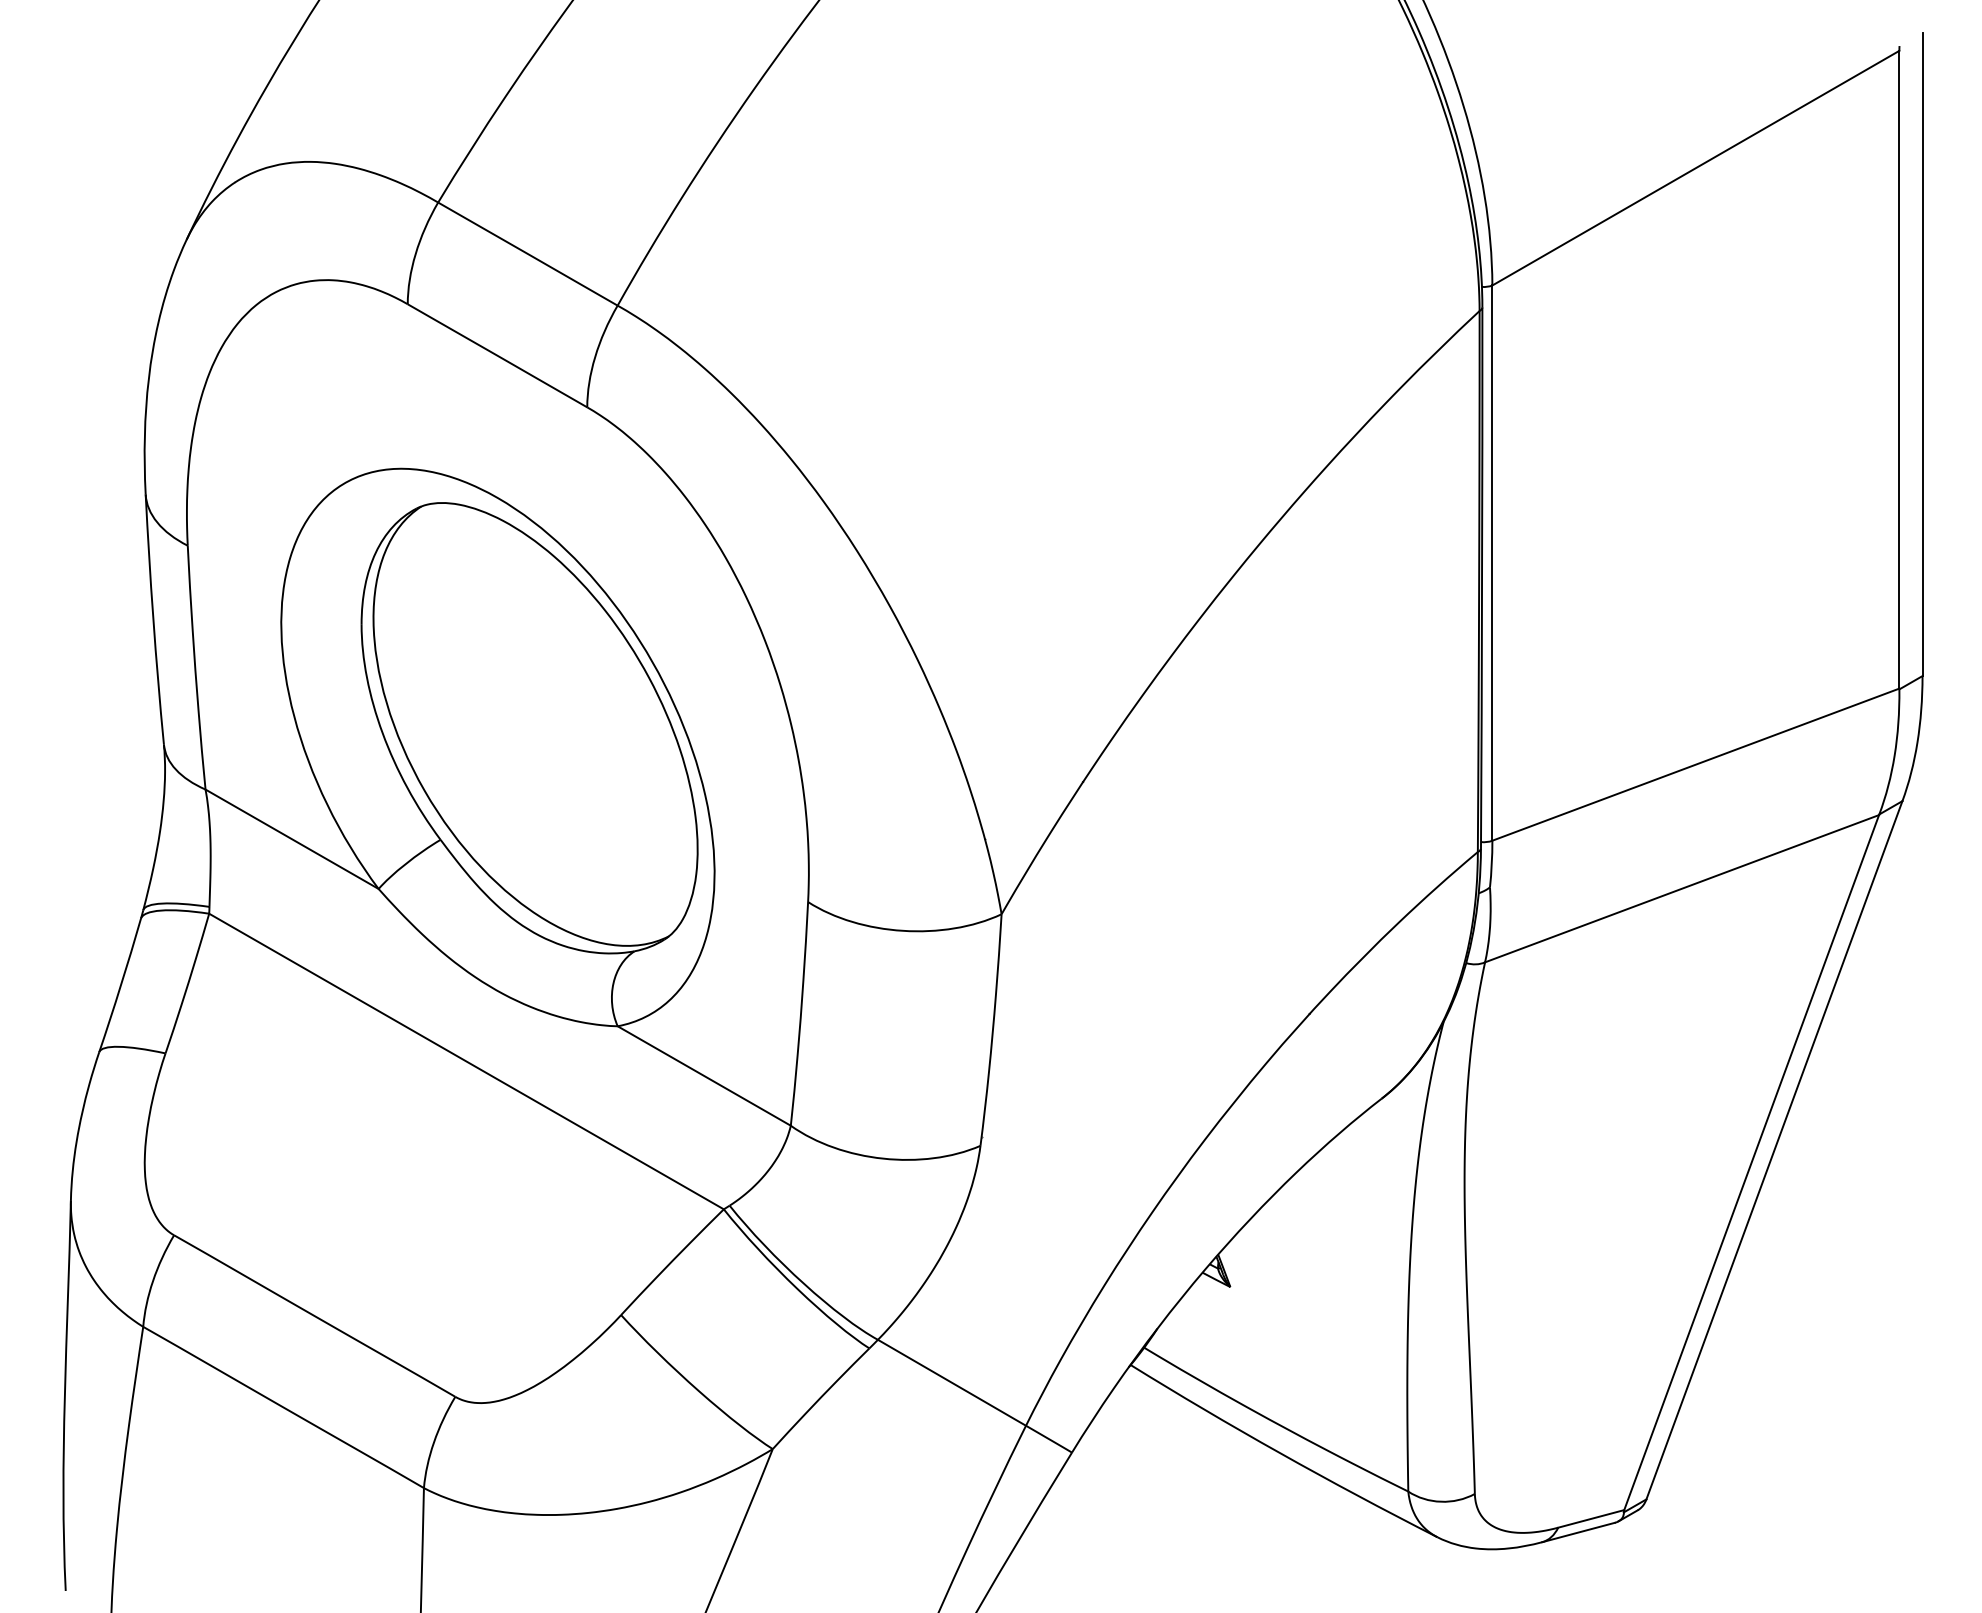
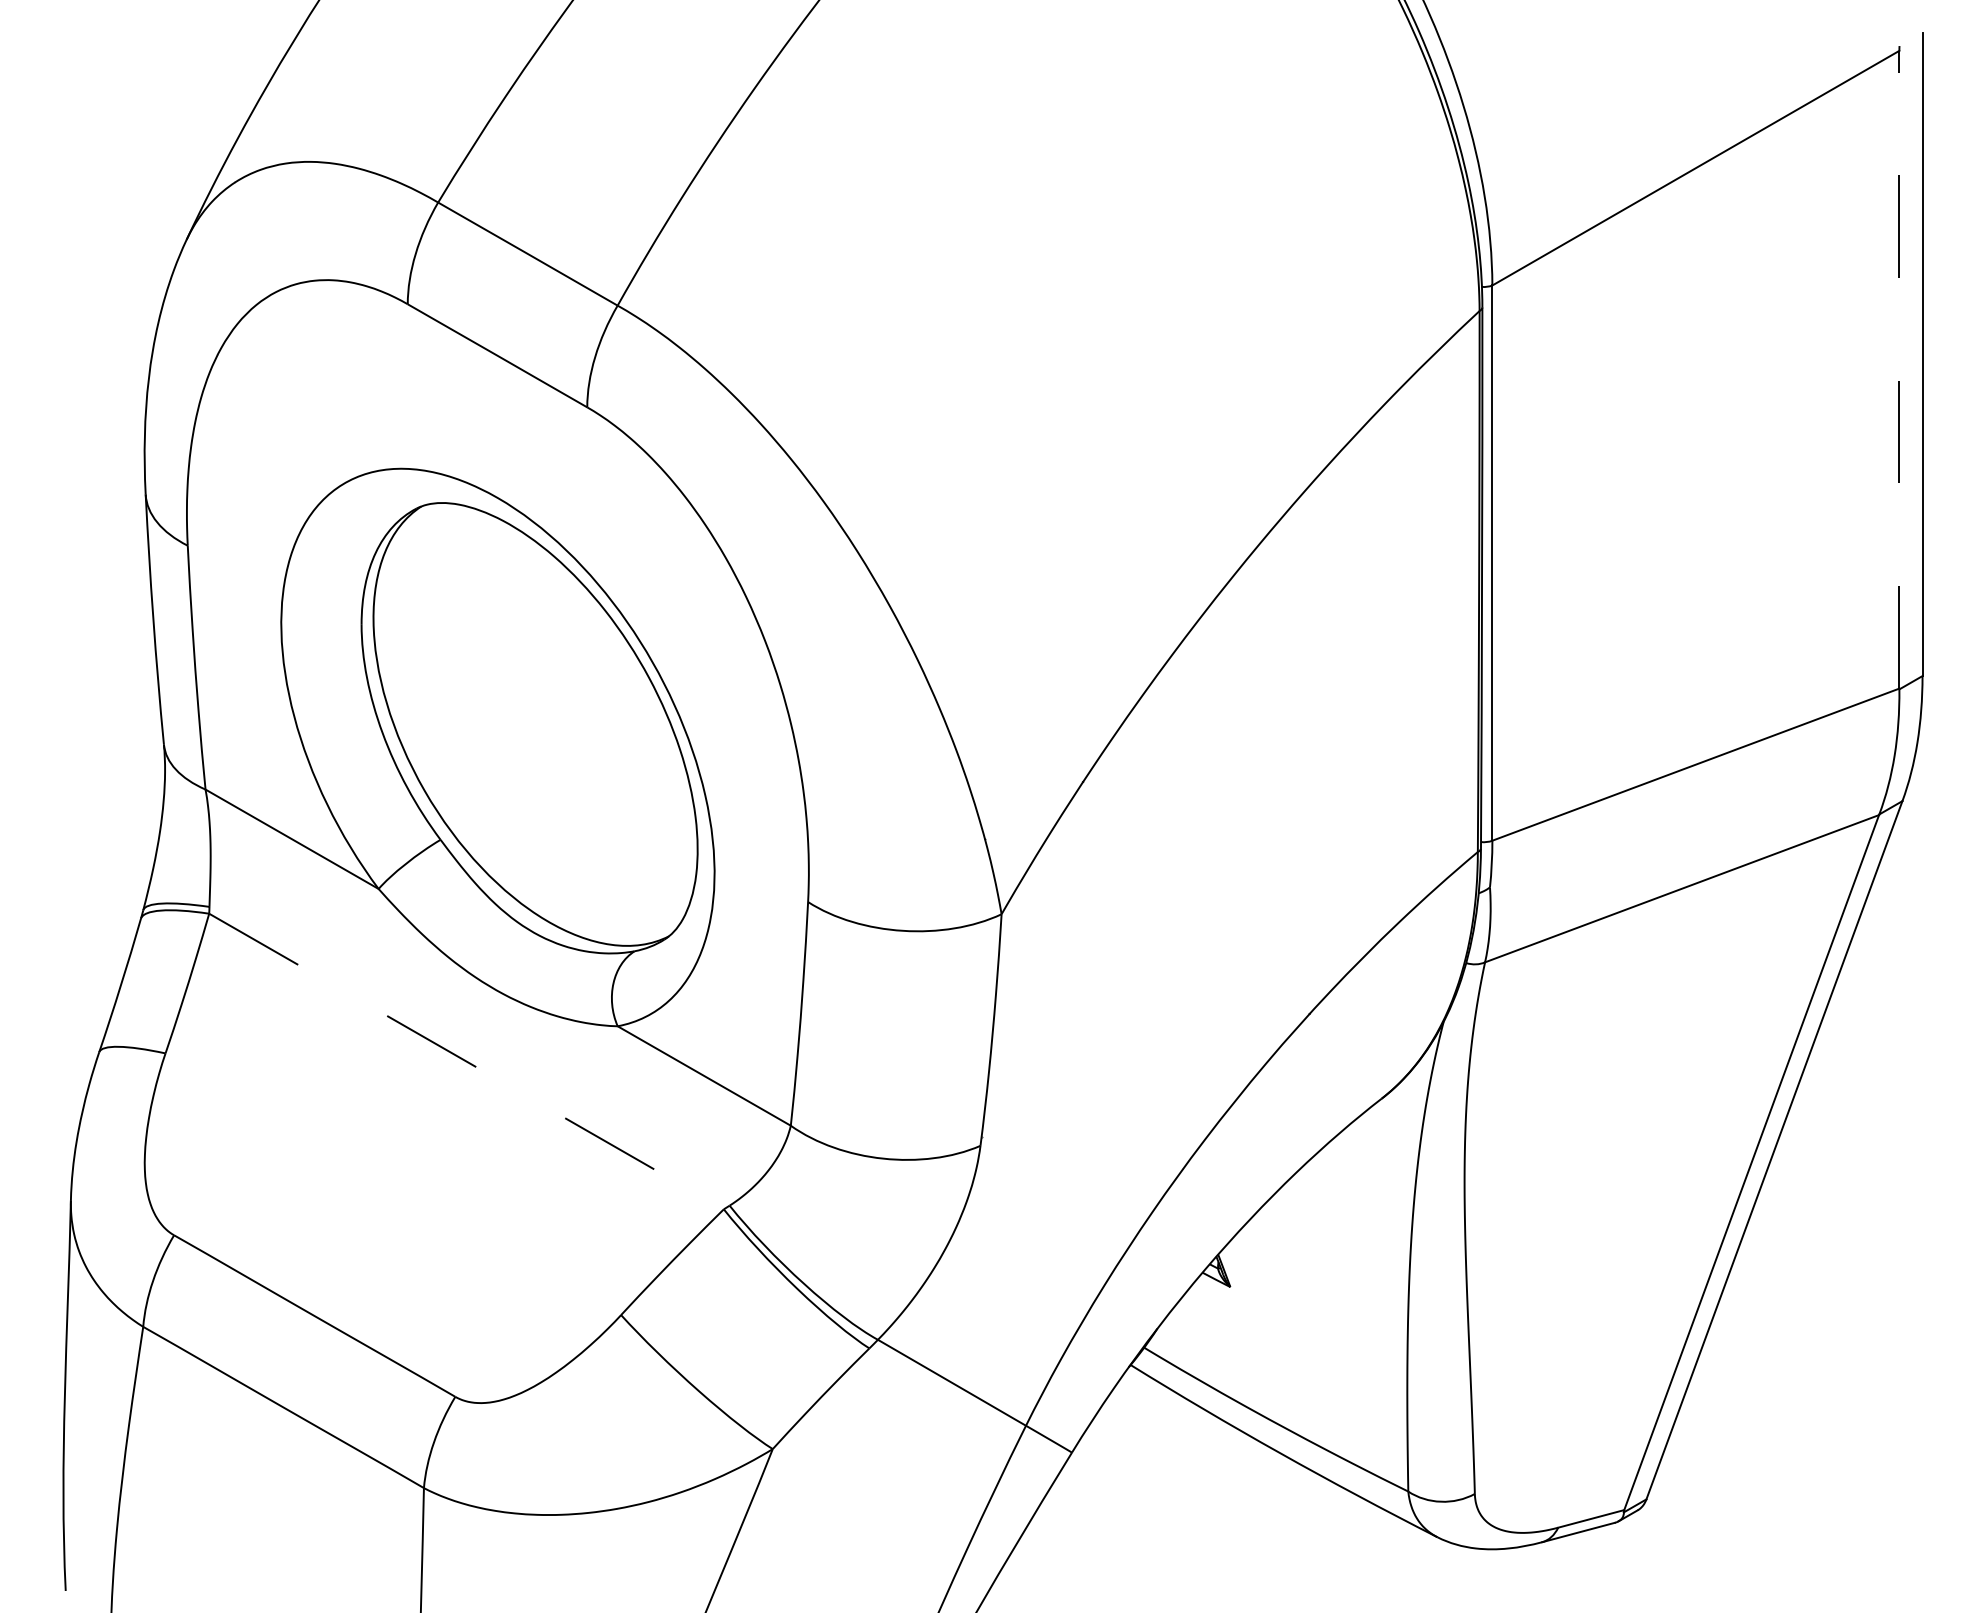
line: solid -> dashed (1899, 369)
line: solid -> dashed (466, 1061)
